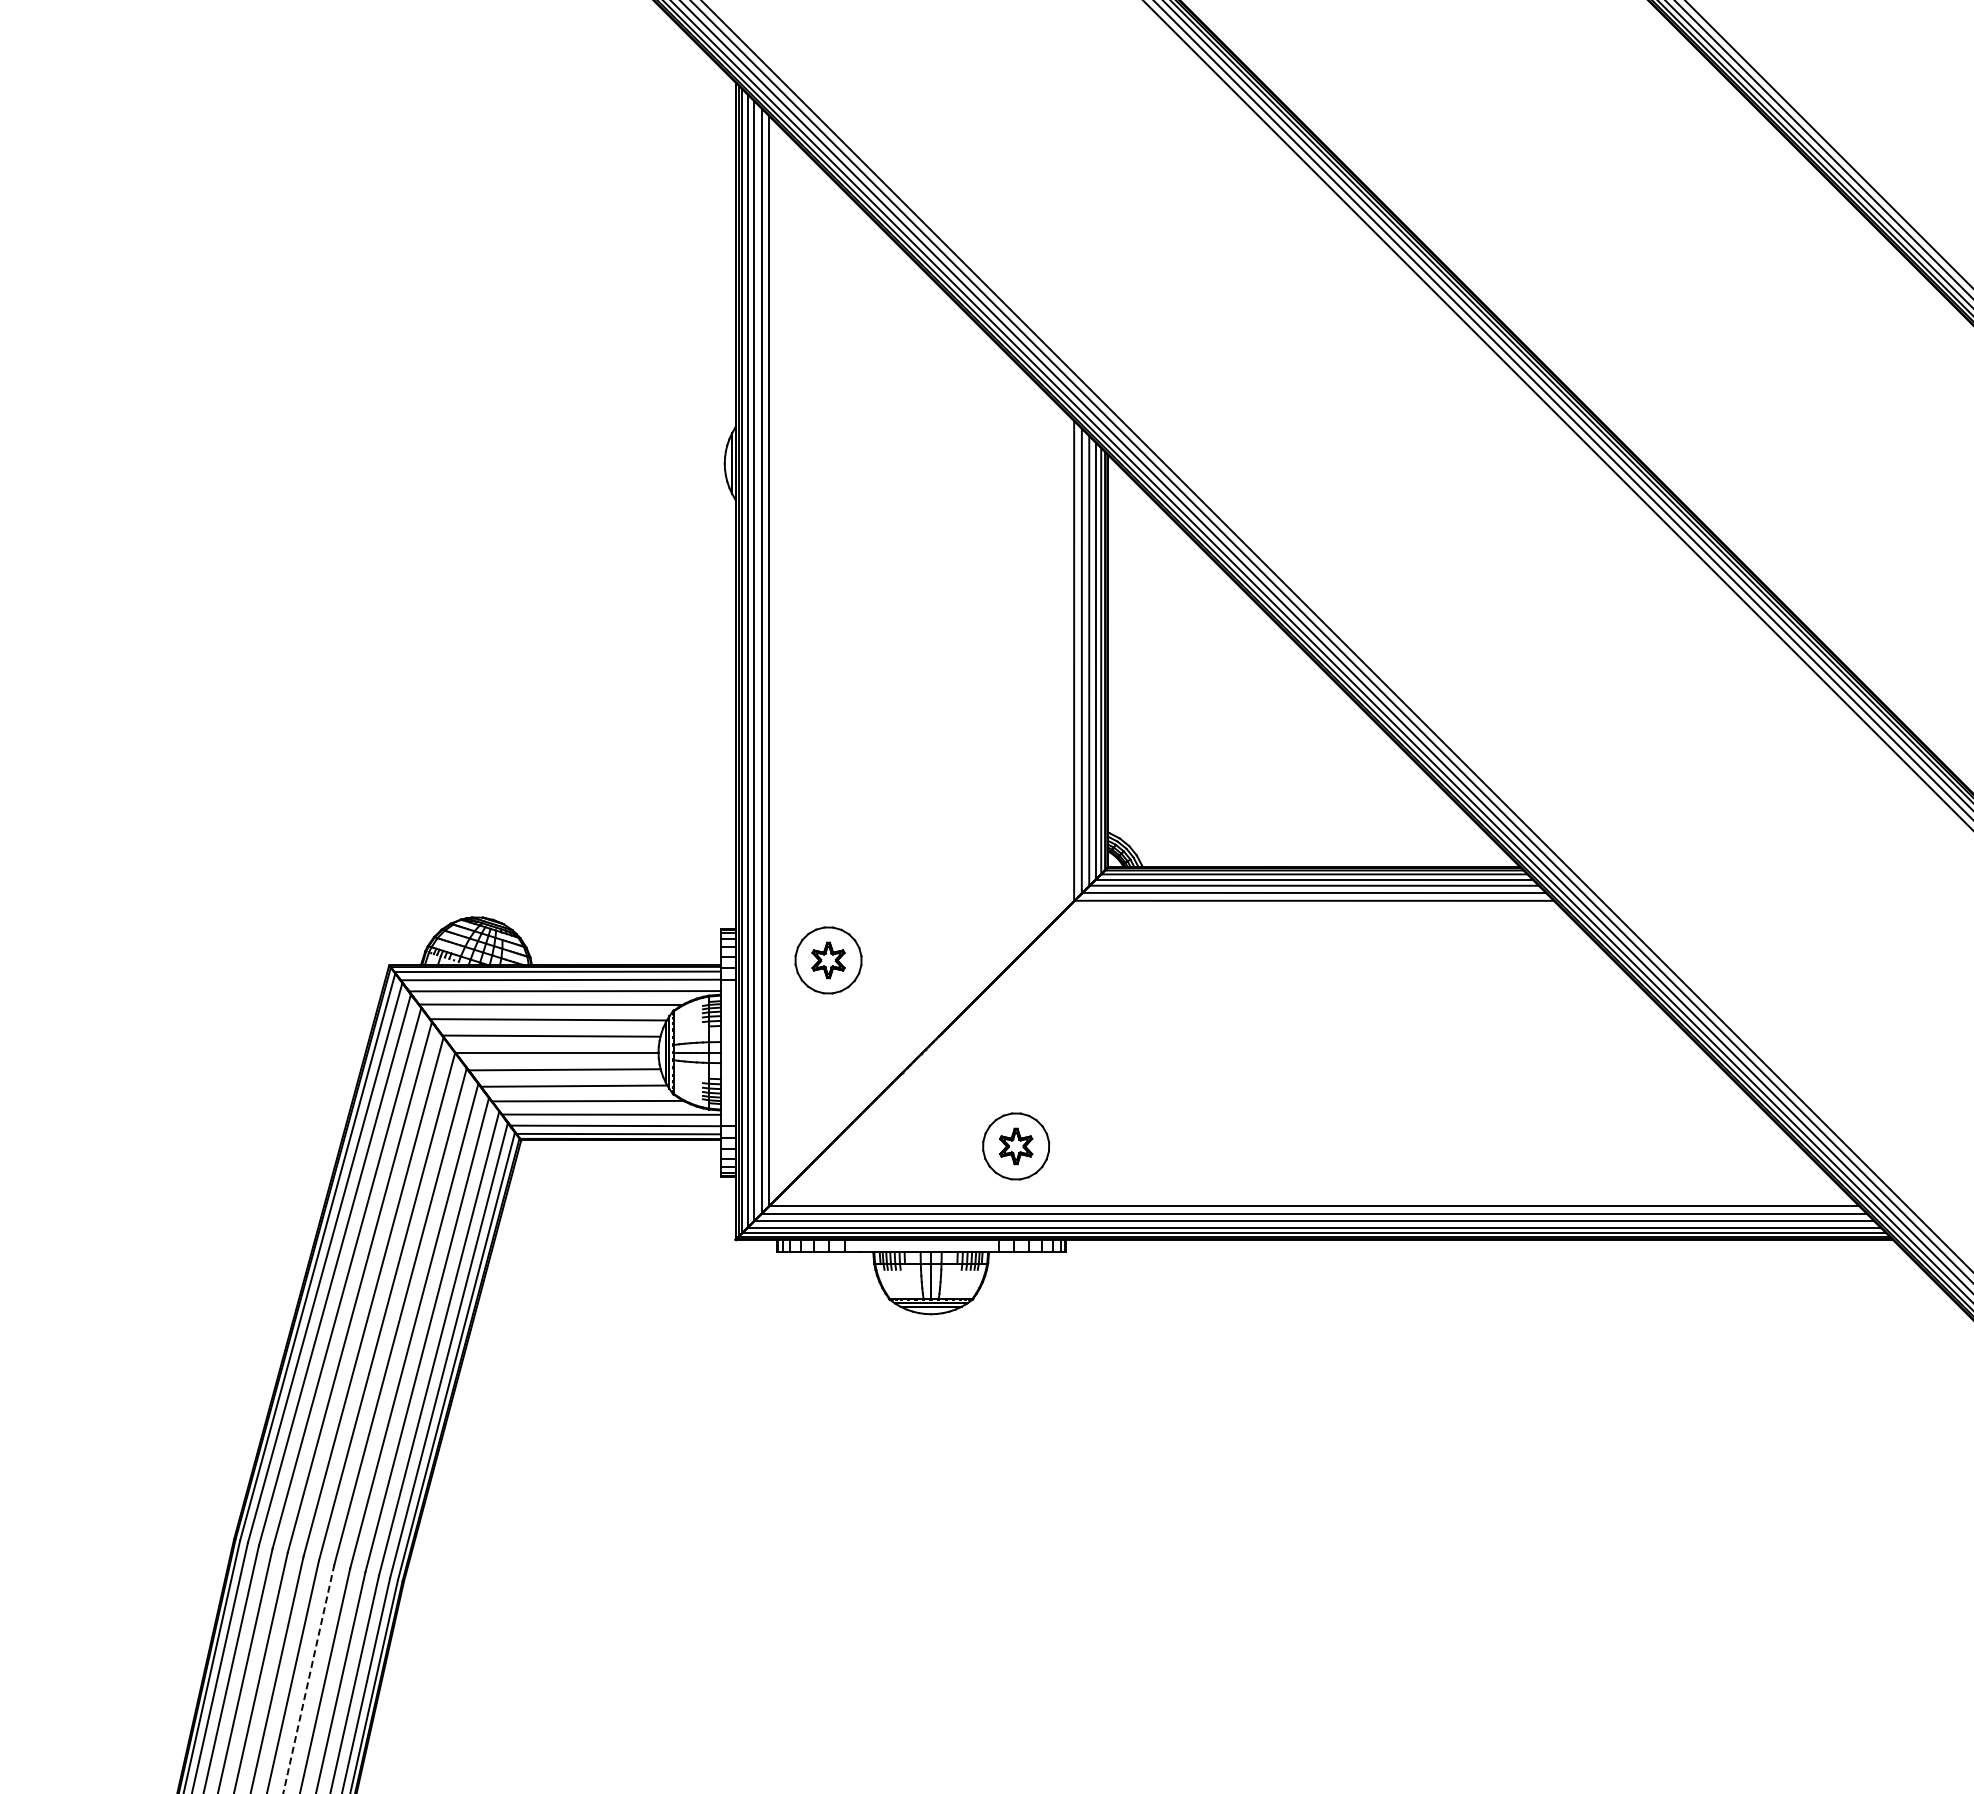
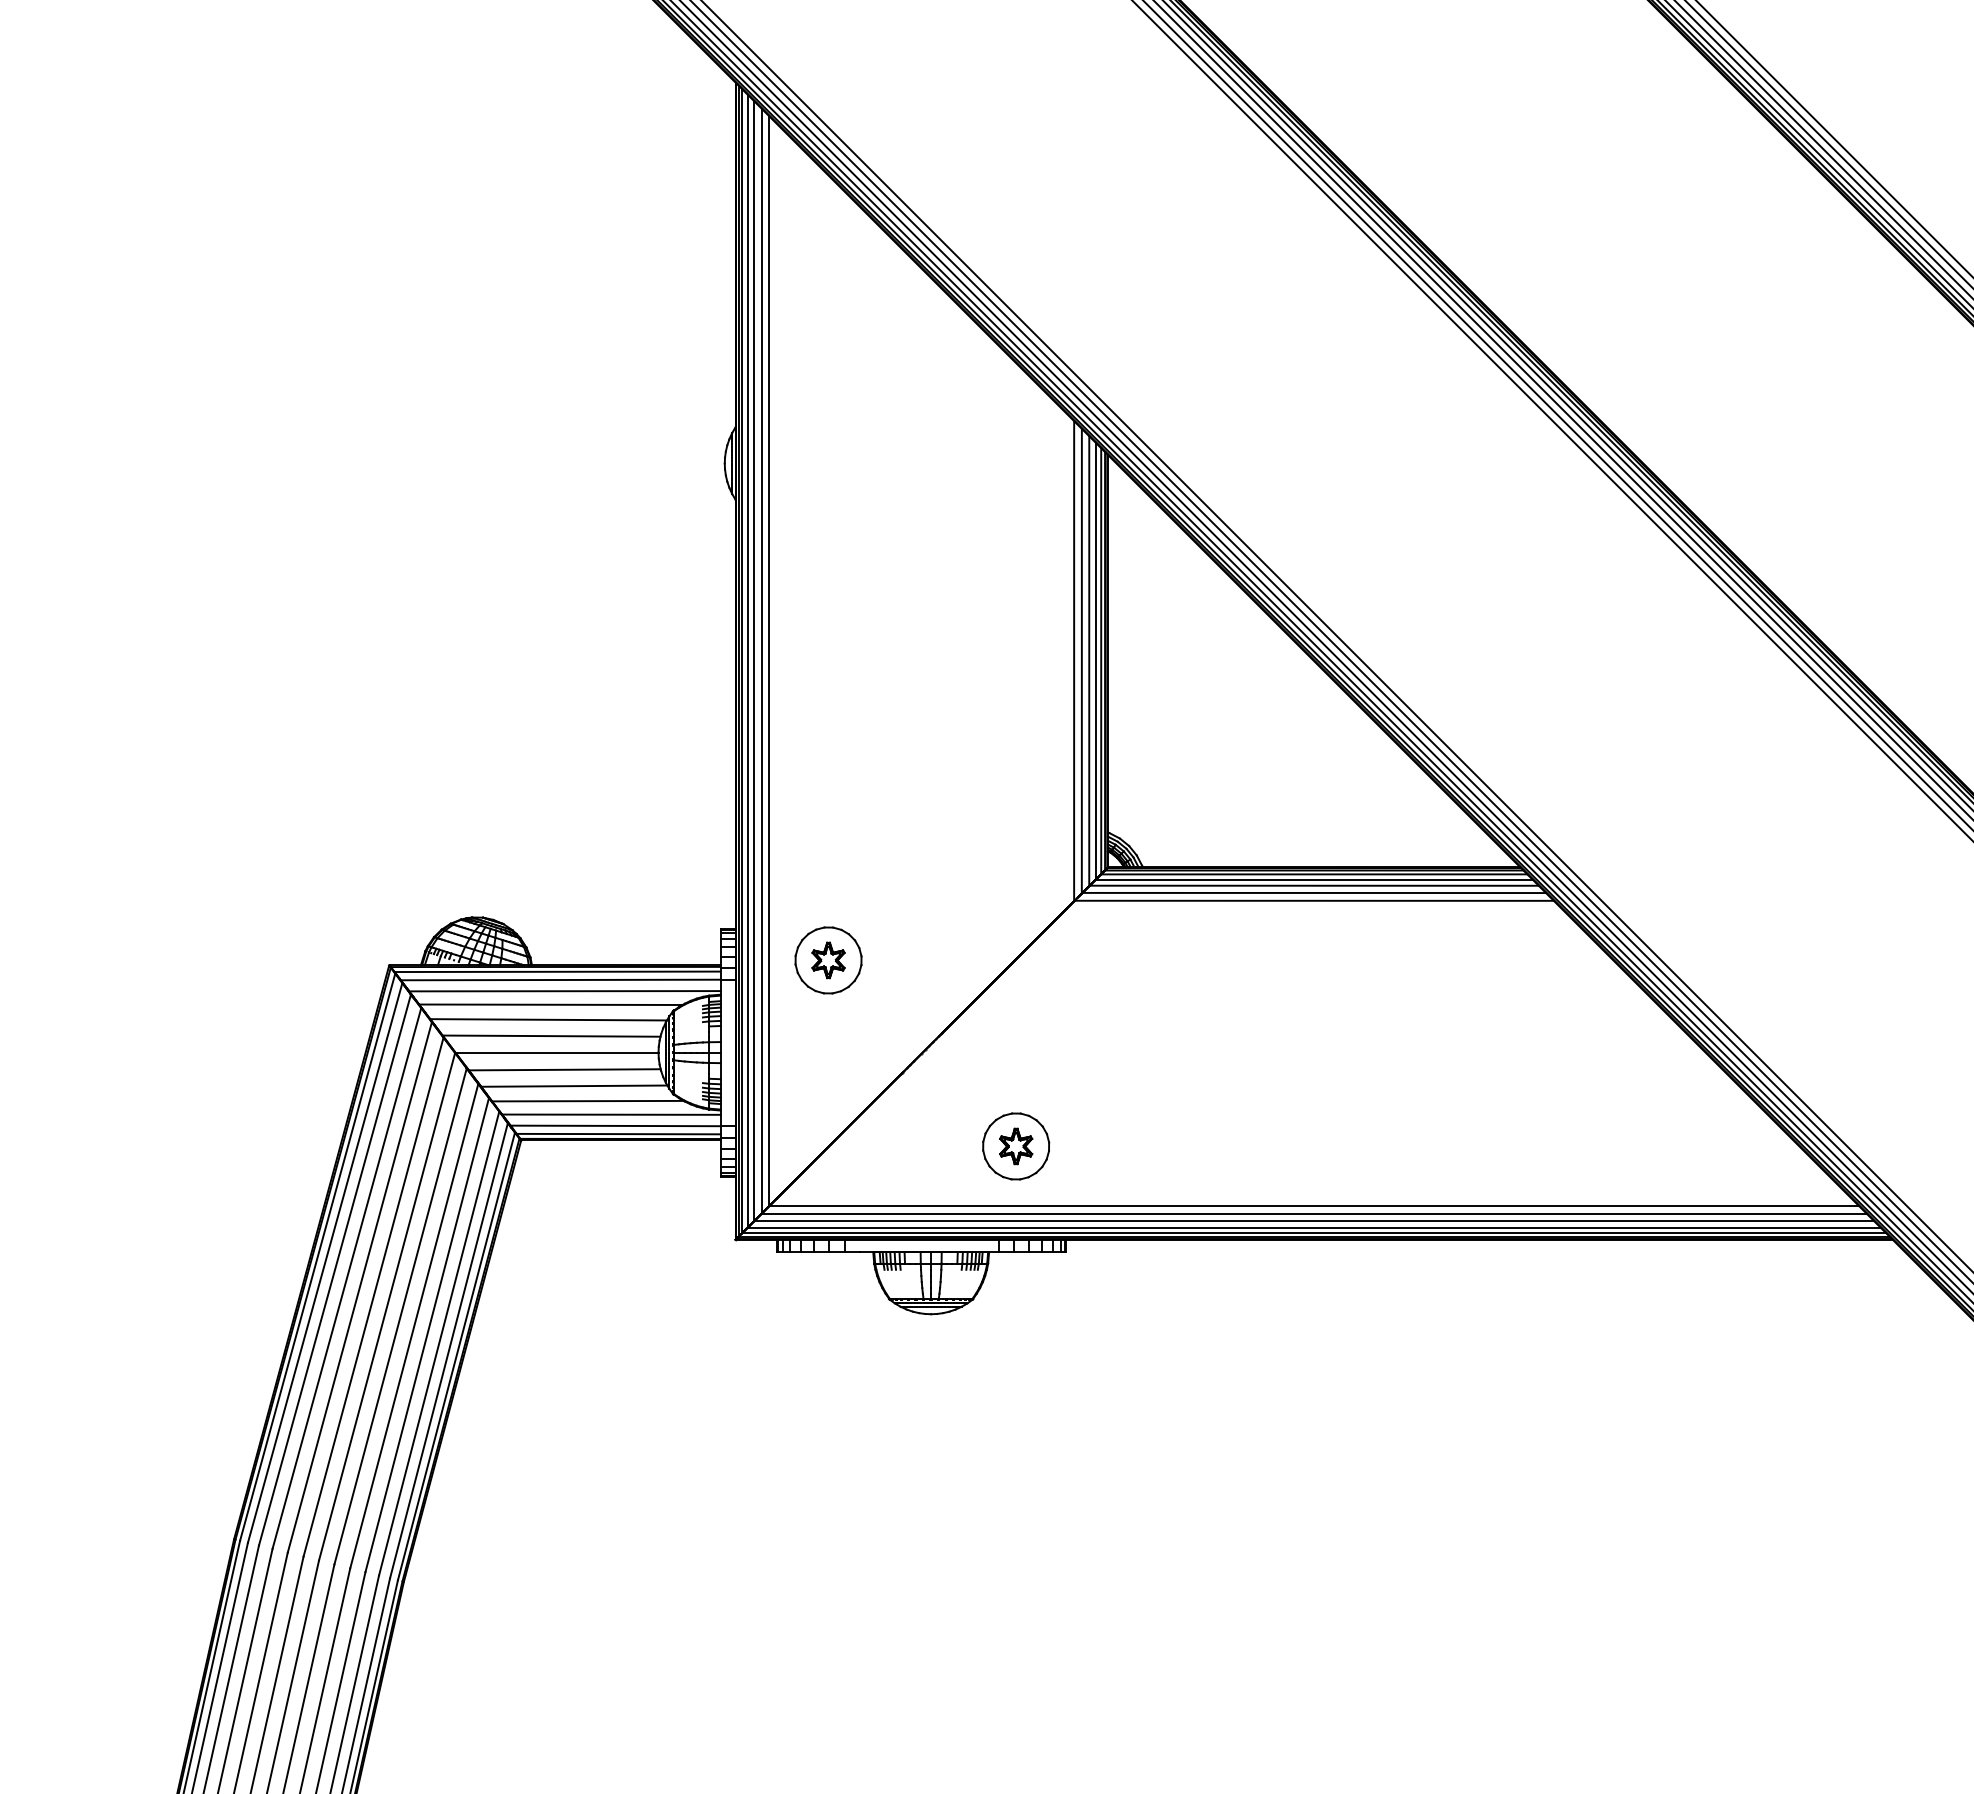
line: none -> present (1833, 138)
line: none -> present (1552, 420)
line: dashed -> solid (308, 1679)
